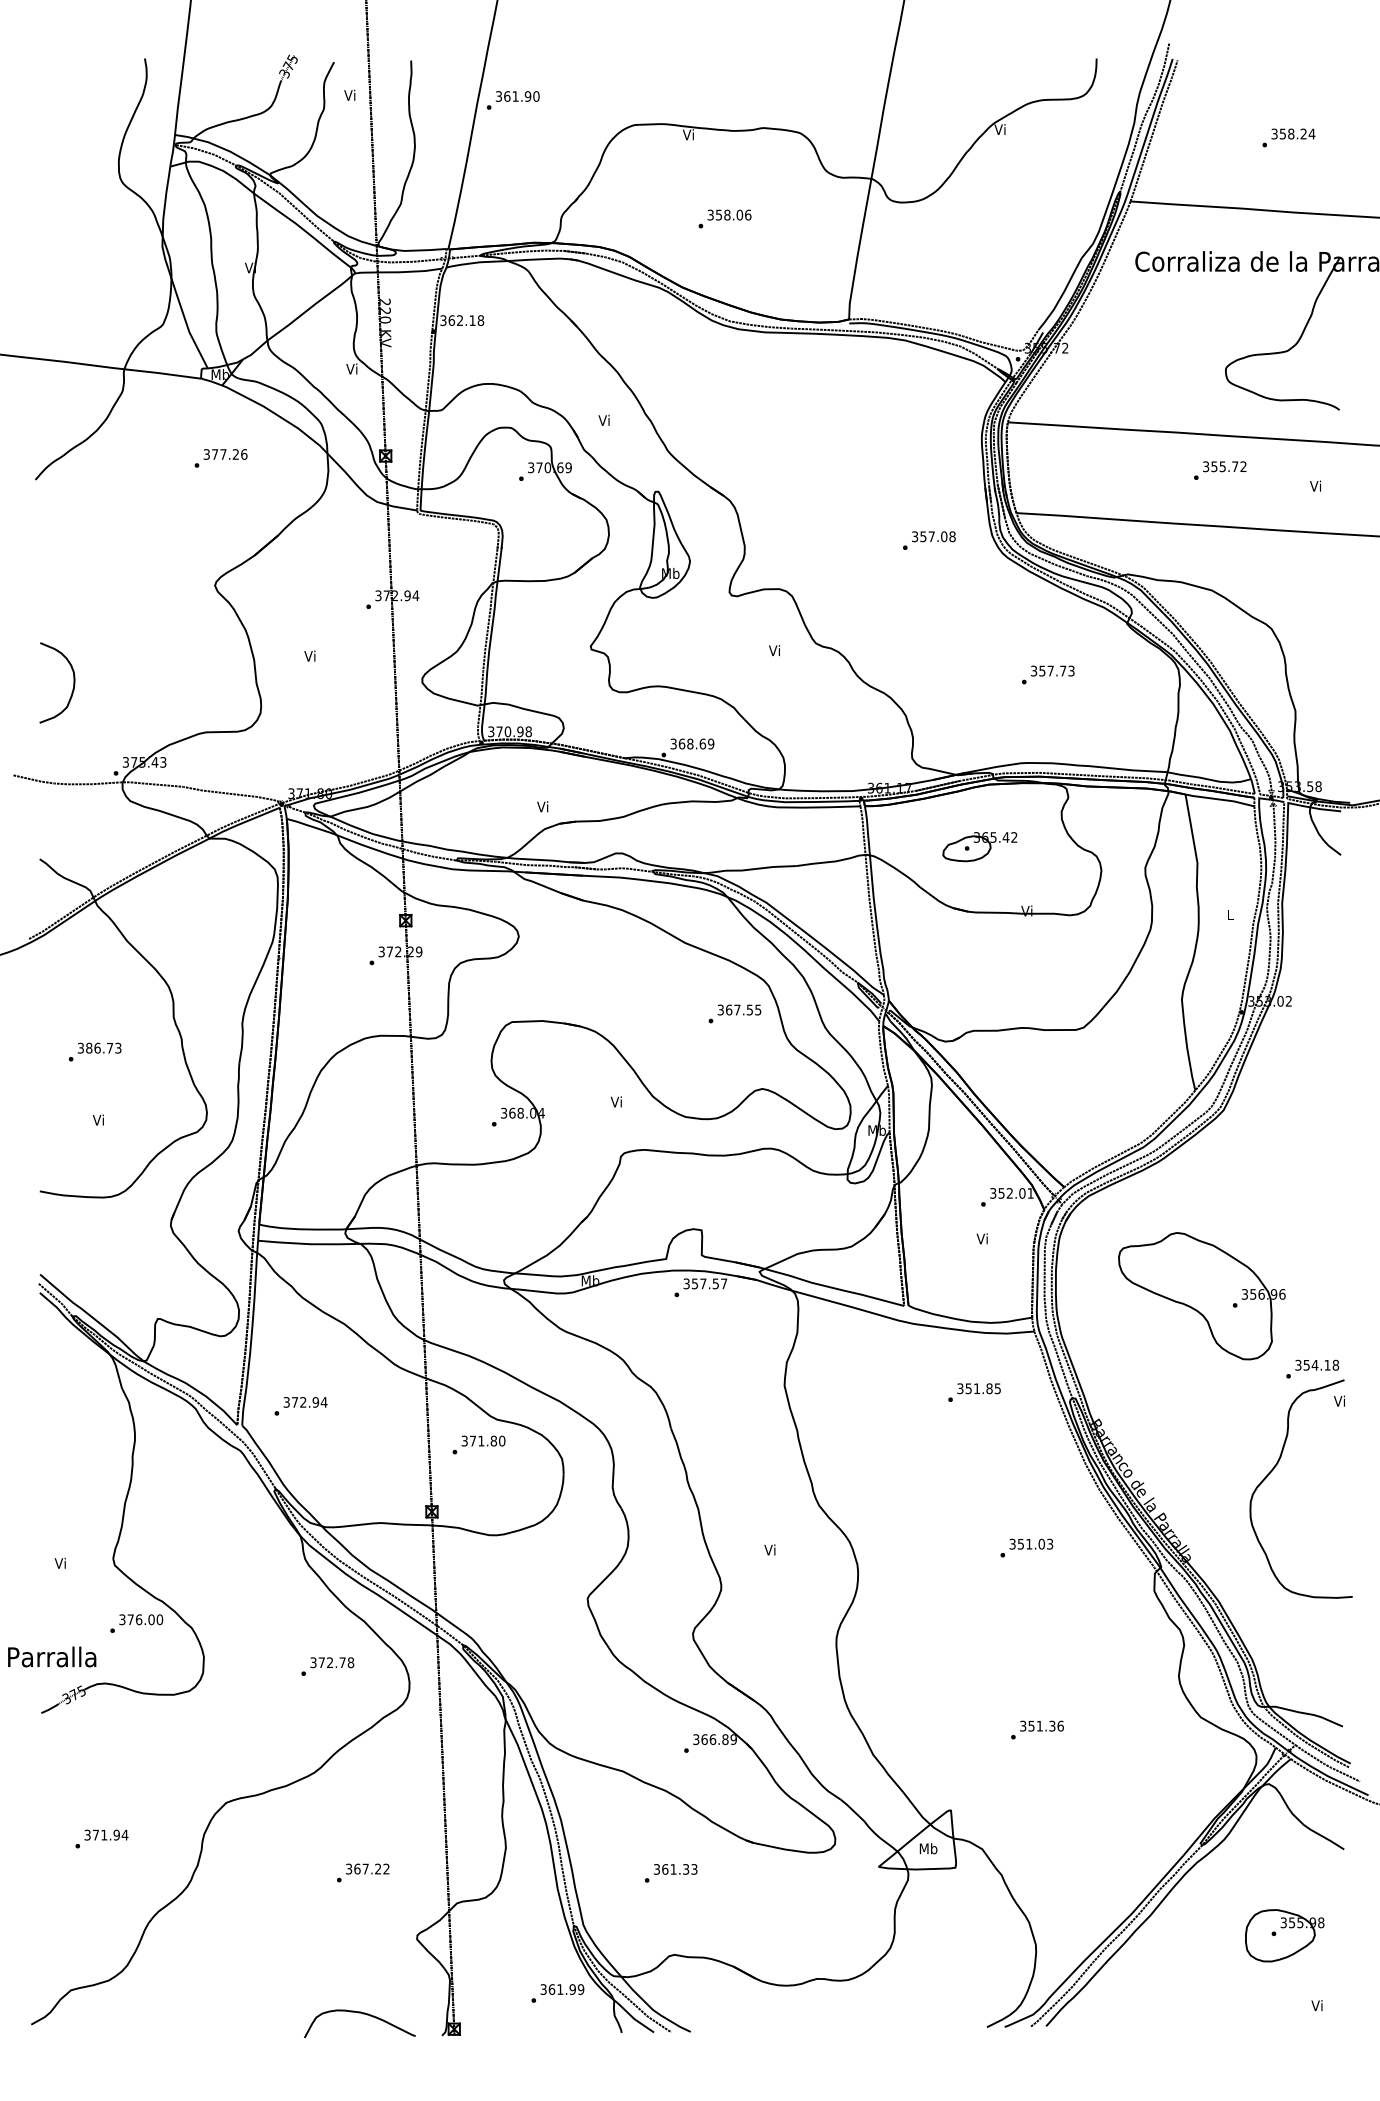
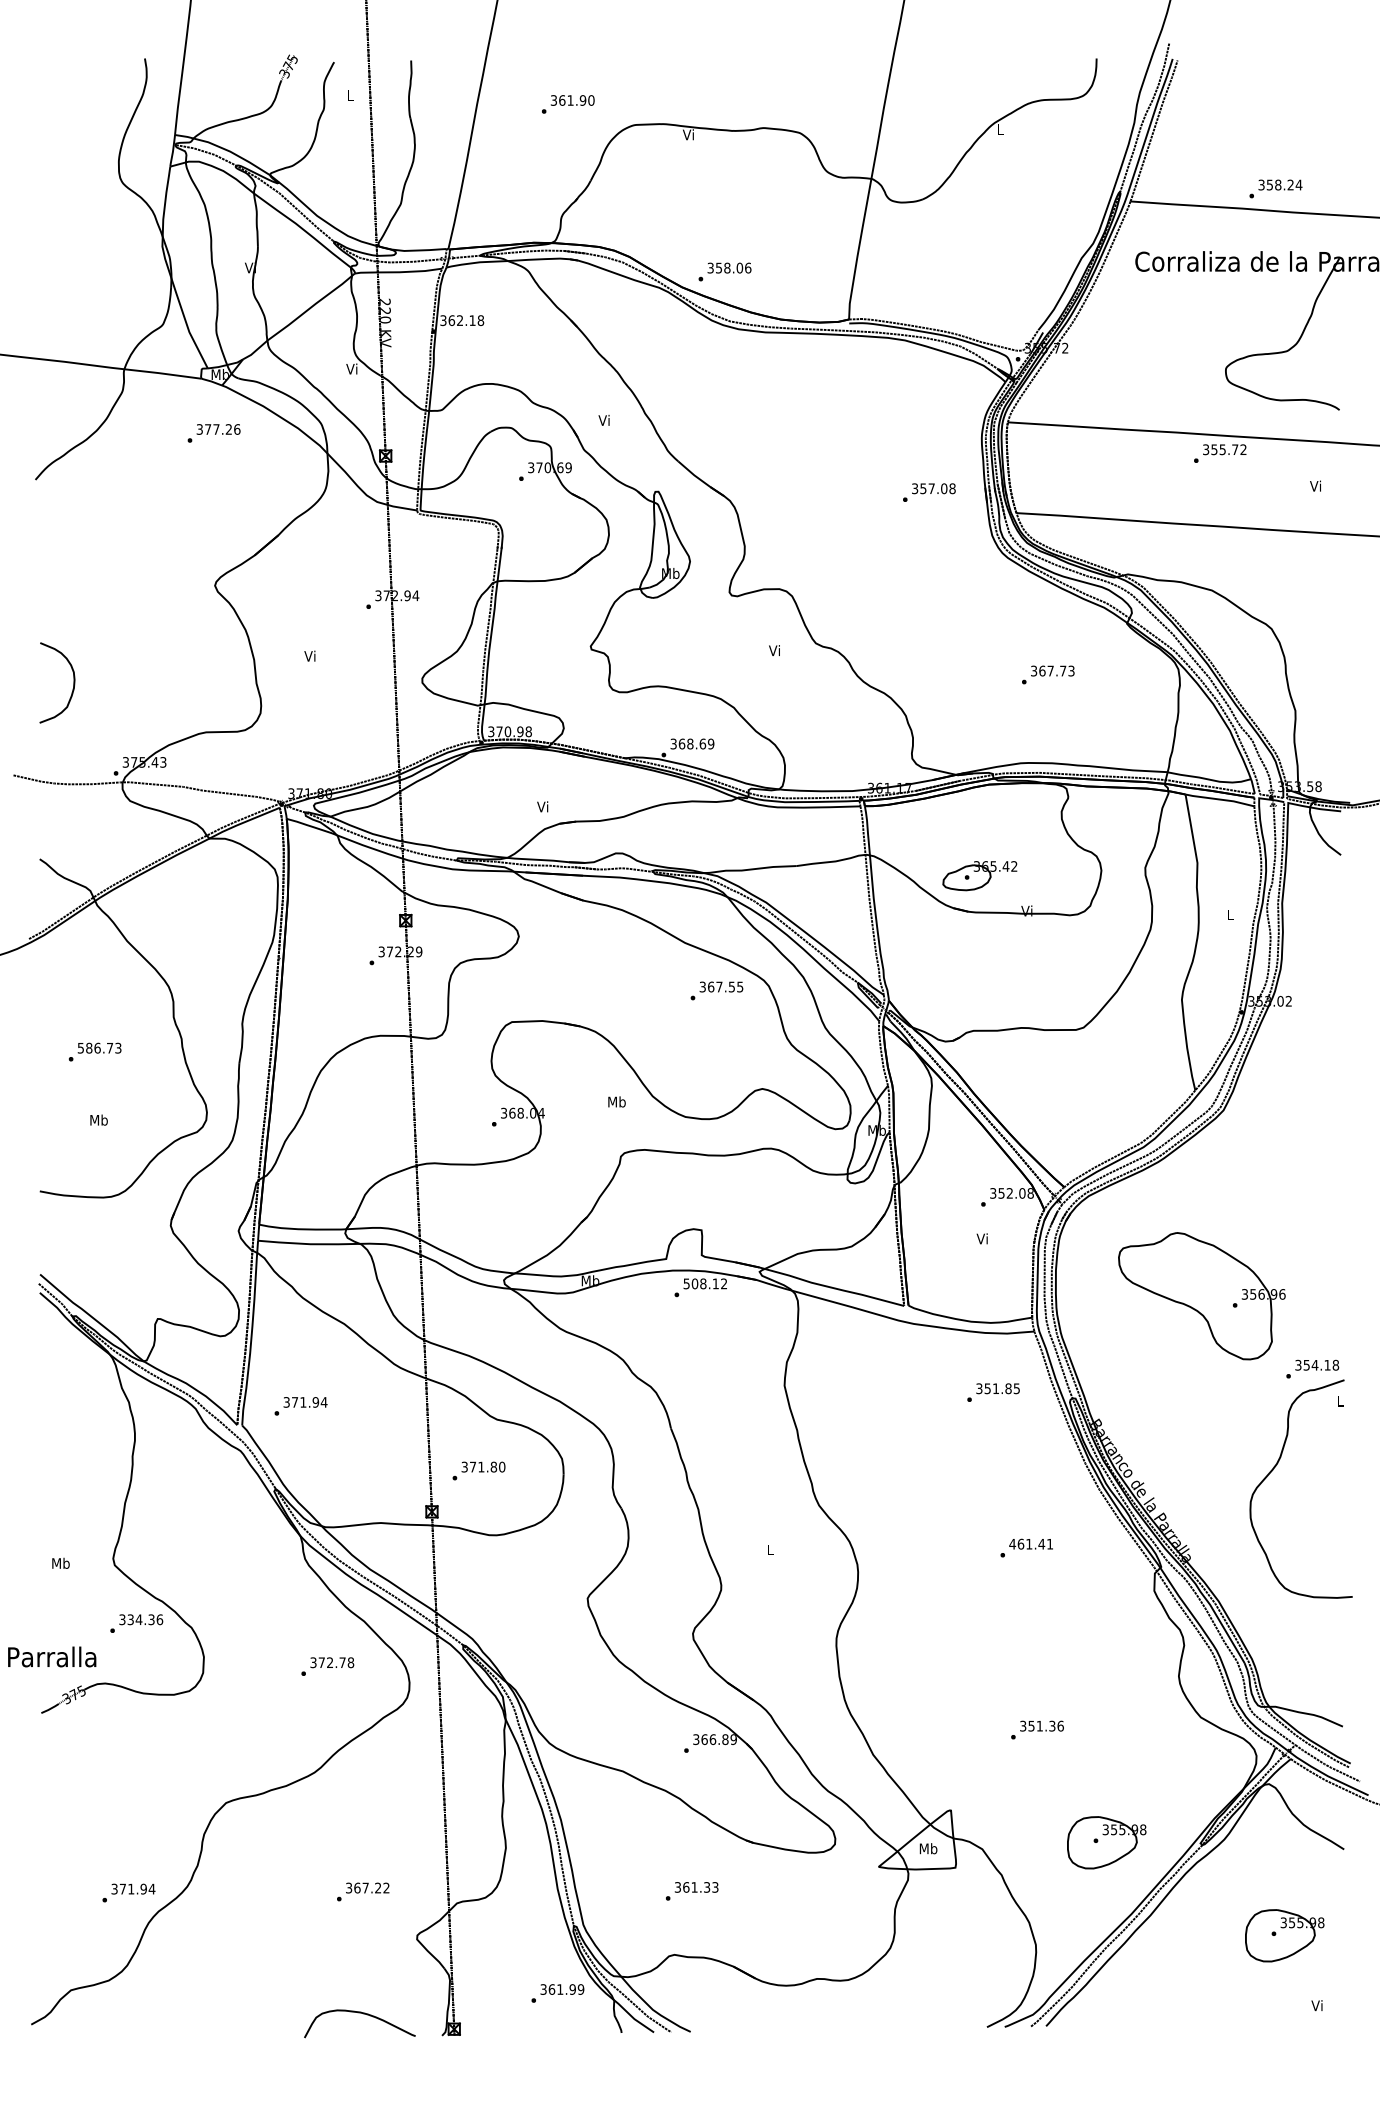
text: Vi -> L (349, 94)
text position: (513, 100) -> (568, 104) (568, 104)
text: Vi -> L (999, 129)
text position: (1288, 137) -> (1275, 188) (1275, 188)
text position: (724, 218) -> (724, 271) (724, 271)
text position: (220, 458) -> (213, 433) (213, 433)
text position: (1220, 470) -> (1220, 453) (1220, 453)
text position: (929, 540) -> (929, 492) (929, 492)
text: 357.73 -> 367.73 (1042, 670)
part position: (979, 847) -> (979, 876) (979, 876)
text position: (734, 1013) -> (716, 990) (716, 990)
text: 386.73 -> 586.73 (80, 1047)
text: Vi -> Mb (616, 1101)
text: Vi -> Mb (98, 1119)
text: 352.01 -> 352.08 (1030, 1193)
text: 357.57 -> 508.12 (705, 1283)
text position: (974, 1392) -> (993, 1392) (993, 1392)
text: Vi -> L (1339, 1400)
text: 372.94 -> 371.94 (303, 1402)
text position: (478, 1444) -> (478, 1470) (478, 1470)
text: 351.03 -> 461.41 (1031, 1543)
text: Vi -> L (769, 1549)
text: Vi -> Mb (60, 1562)
text: 376.00 -> 334.36 (145, 1619)
text position: (101, 1838) -> (128, 1892) (128, 1892)
part: none -> present (1106, 1842)
text position: (363, 1872) -> (363, 1891) (363, 1891)
text position: (671, 1873) -> (692, 1891) (692, 1891)
